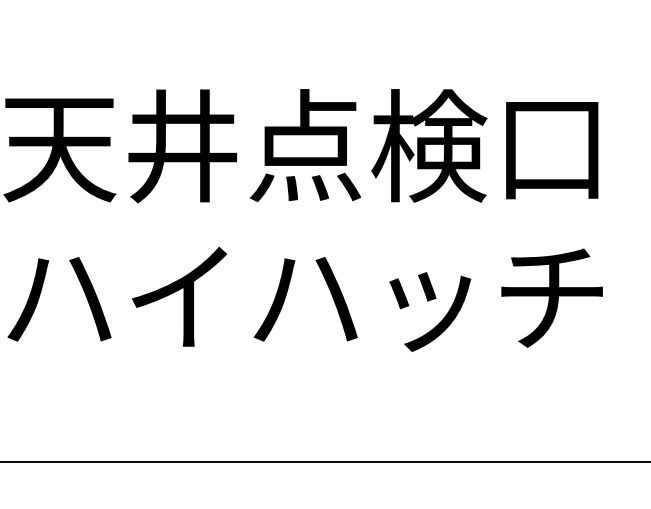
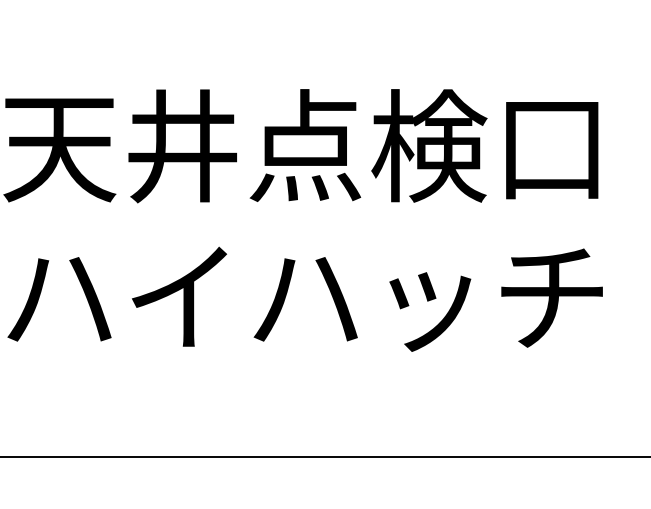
line position: (324, 462) -> (324, 457) (324, 457)
